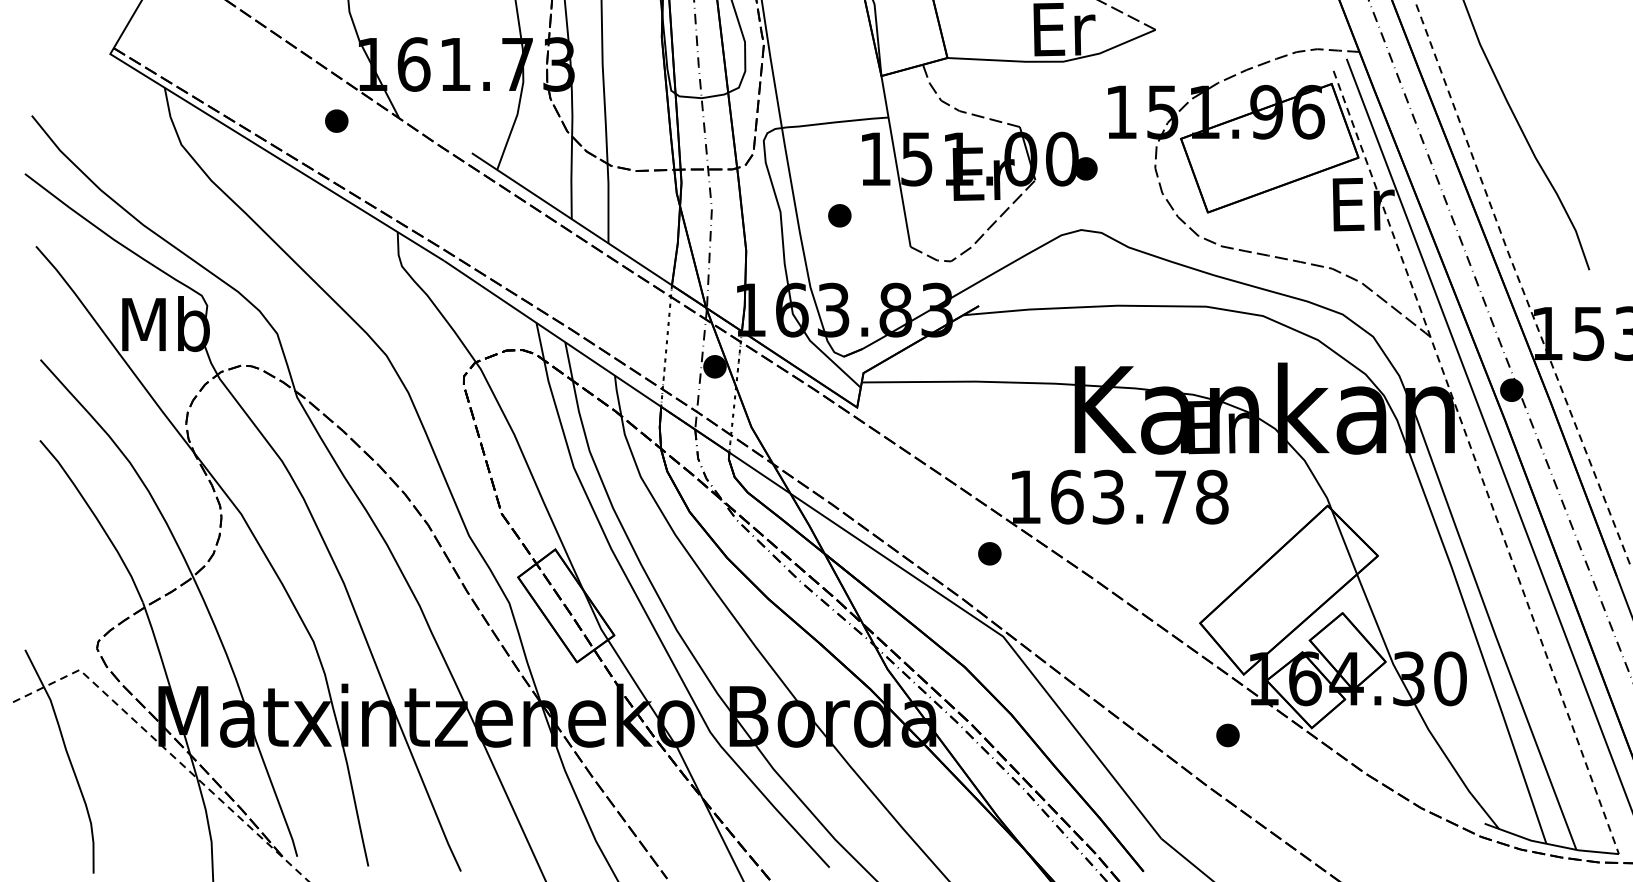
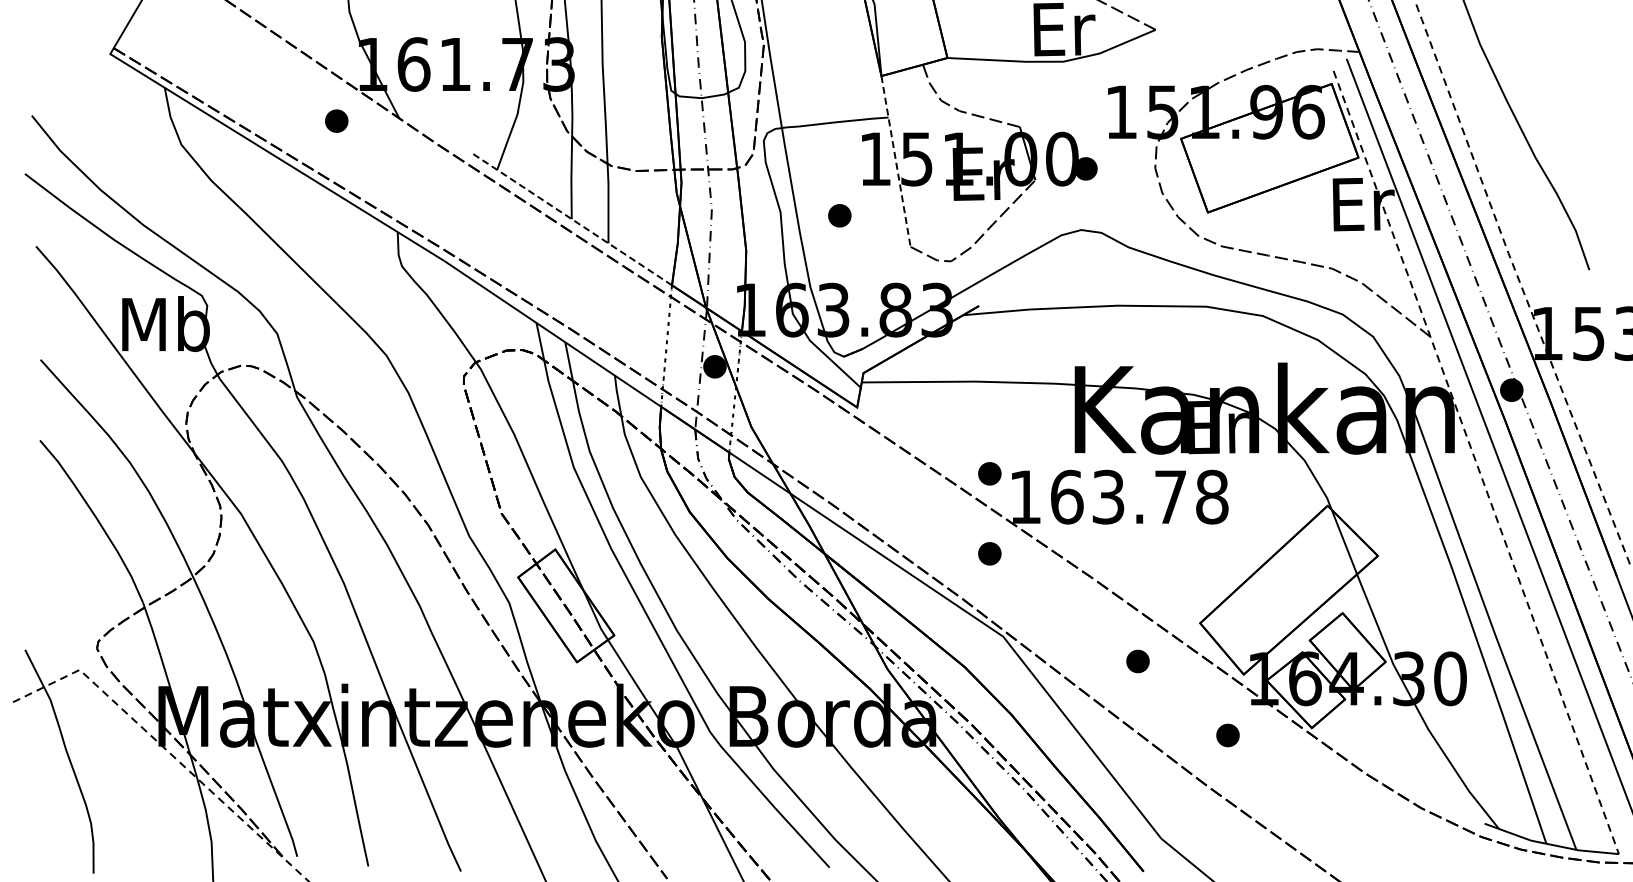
line: solid -> dashed (896, 161)
line: solid -> dashed (571, 219)
part: none -> present (989, 473)
part: none -> present (1137, 661)
